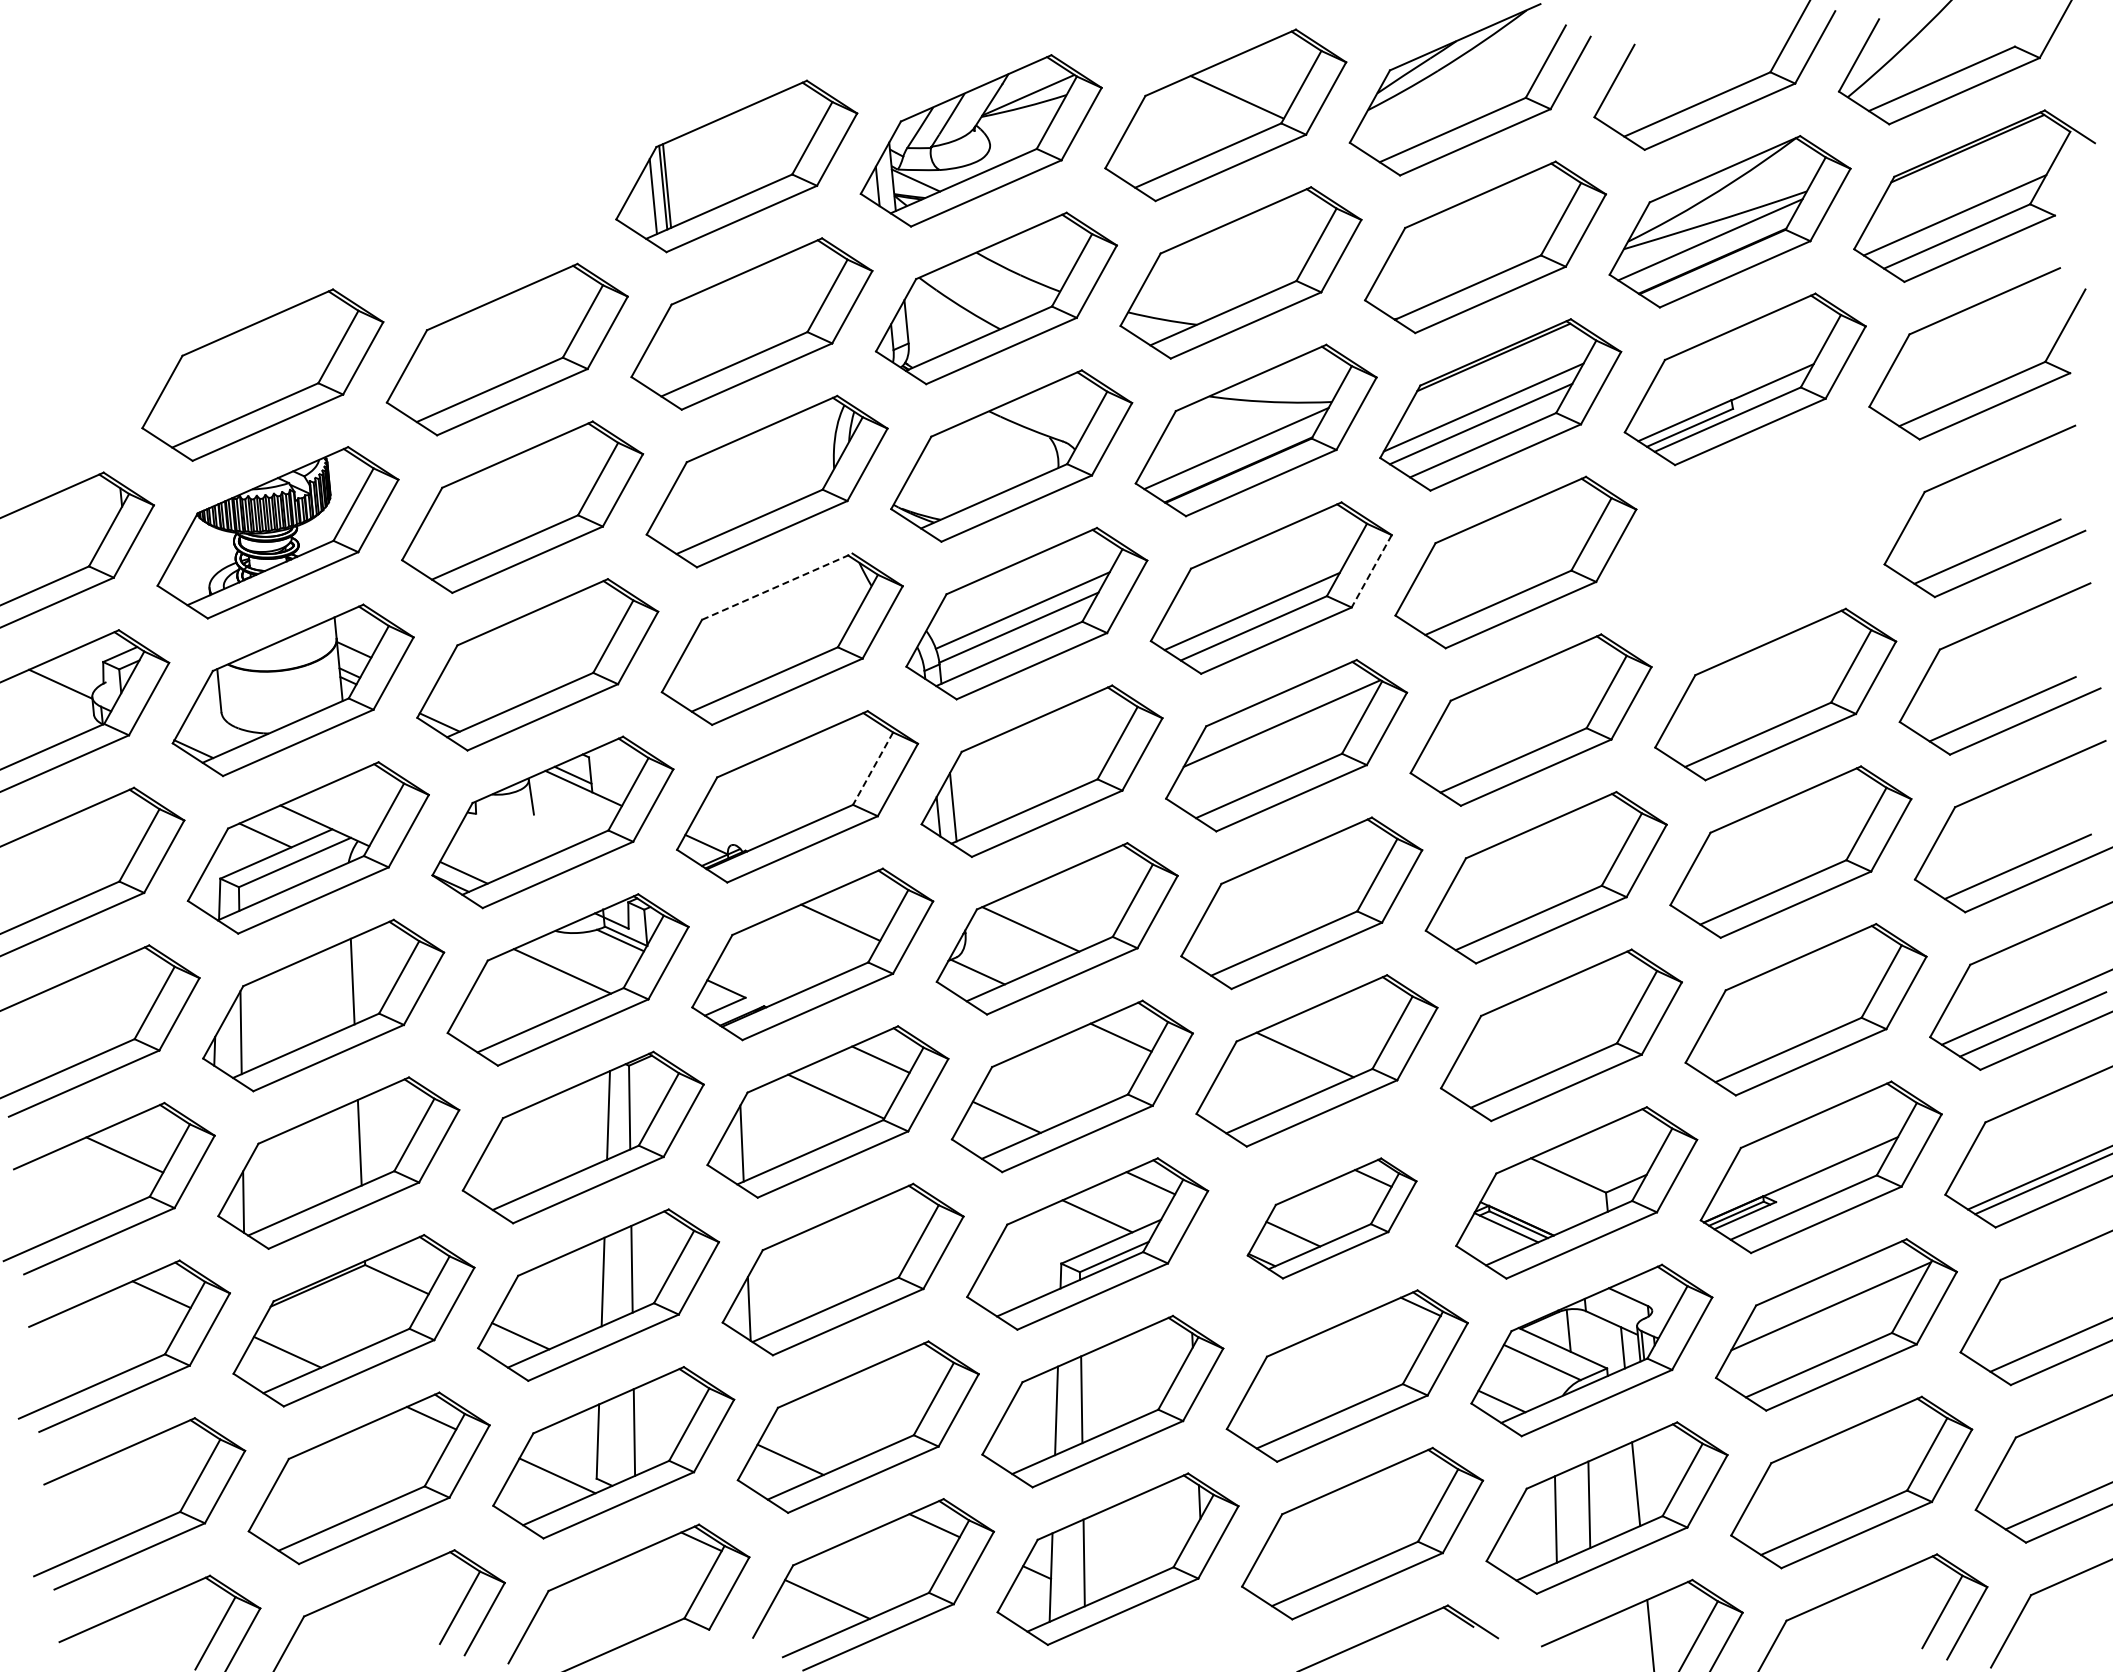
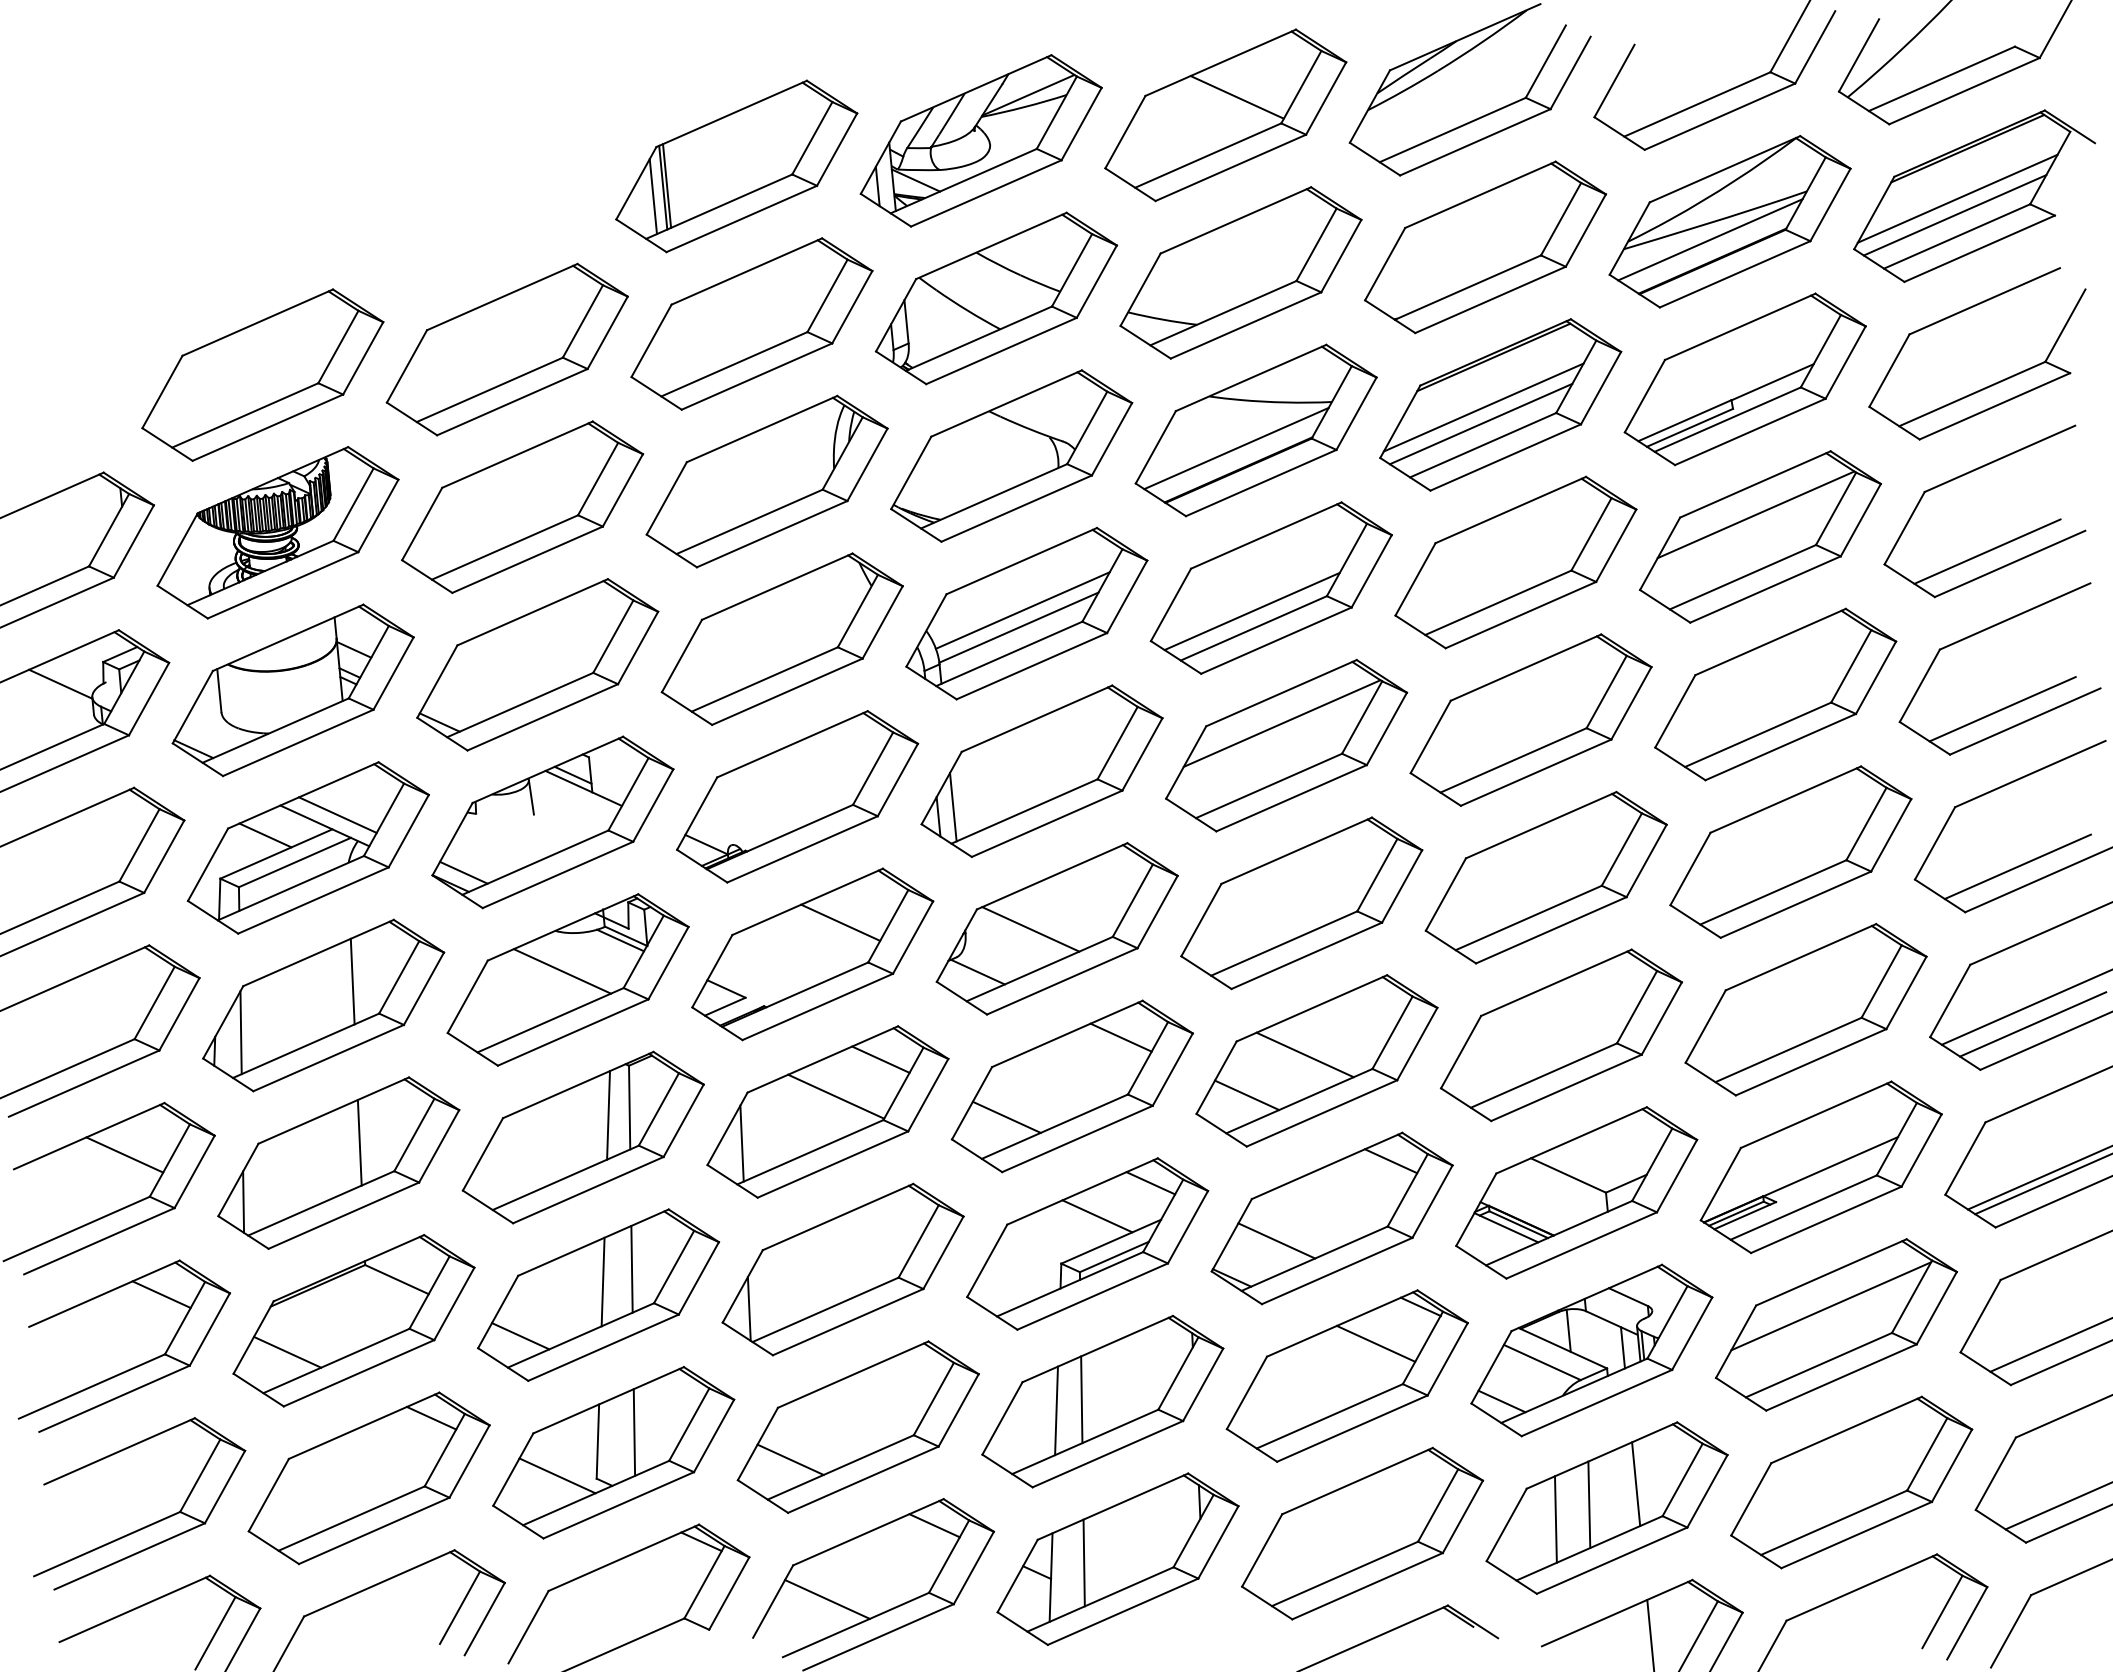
line: none -> present (1957, 198)
part: none -> present (1759, 536)
line: dashed -> solid (1371, 571)
line: dashed -> solid (777, 586)
line: dashed -> solid (872, 769)
line: none -> present (337, 814)
line: none -> present (1246, 1095)
part size: 172x123 px -> 244x175 px (1331, 1218)
line: none -> present (1375, 1343)
